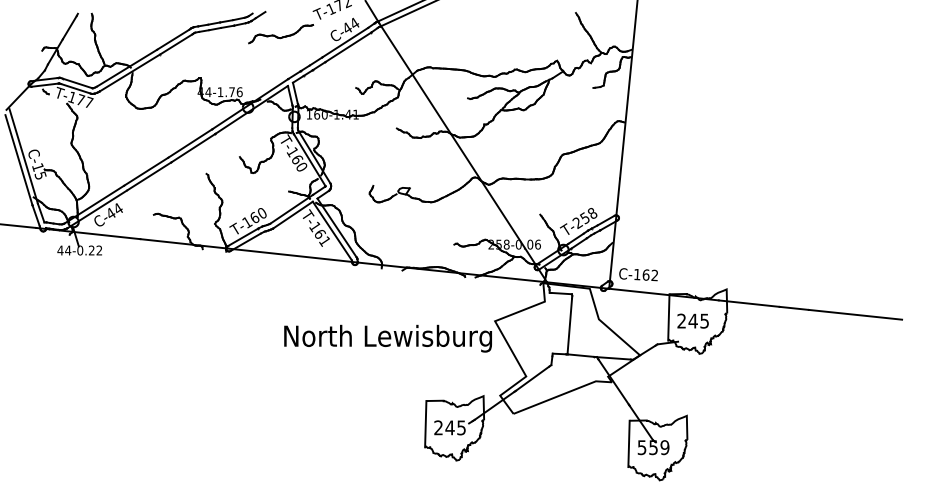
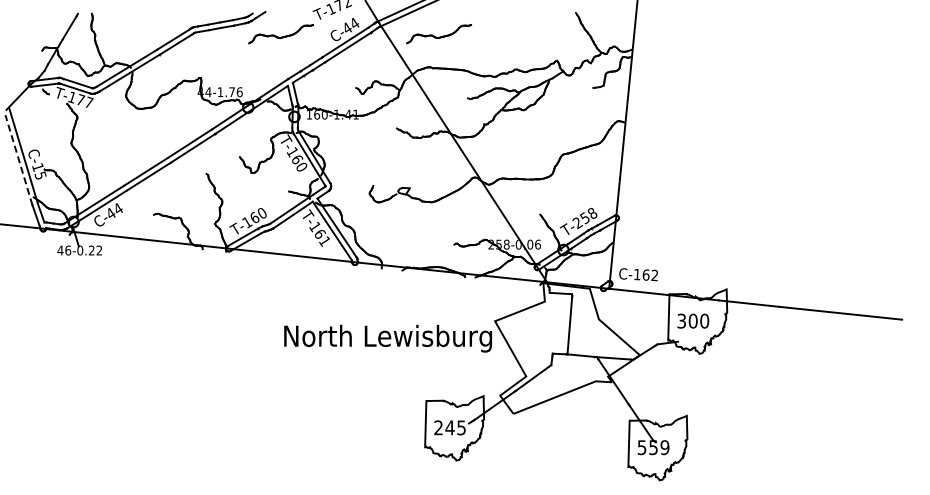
part: none -> present (439, 34)
line: solid -> dashed (18, 159)
text: 44-0.22 -> 46-0.22 (68, 250)
text: 245 -> 300 (693, 320)
